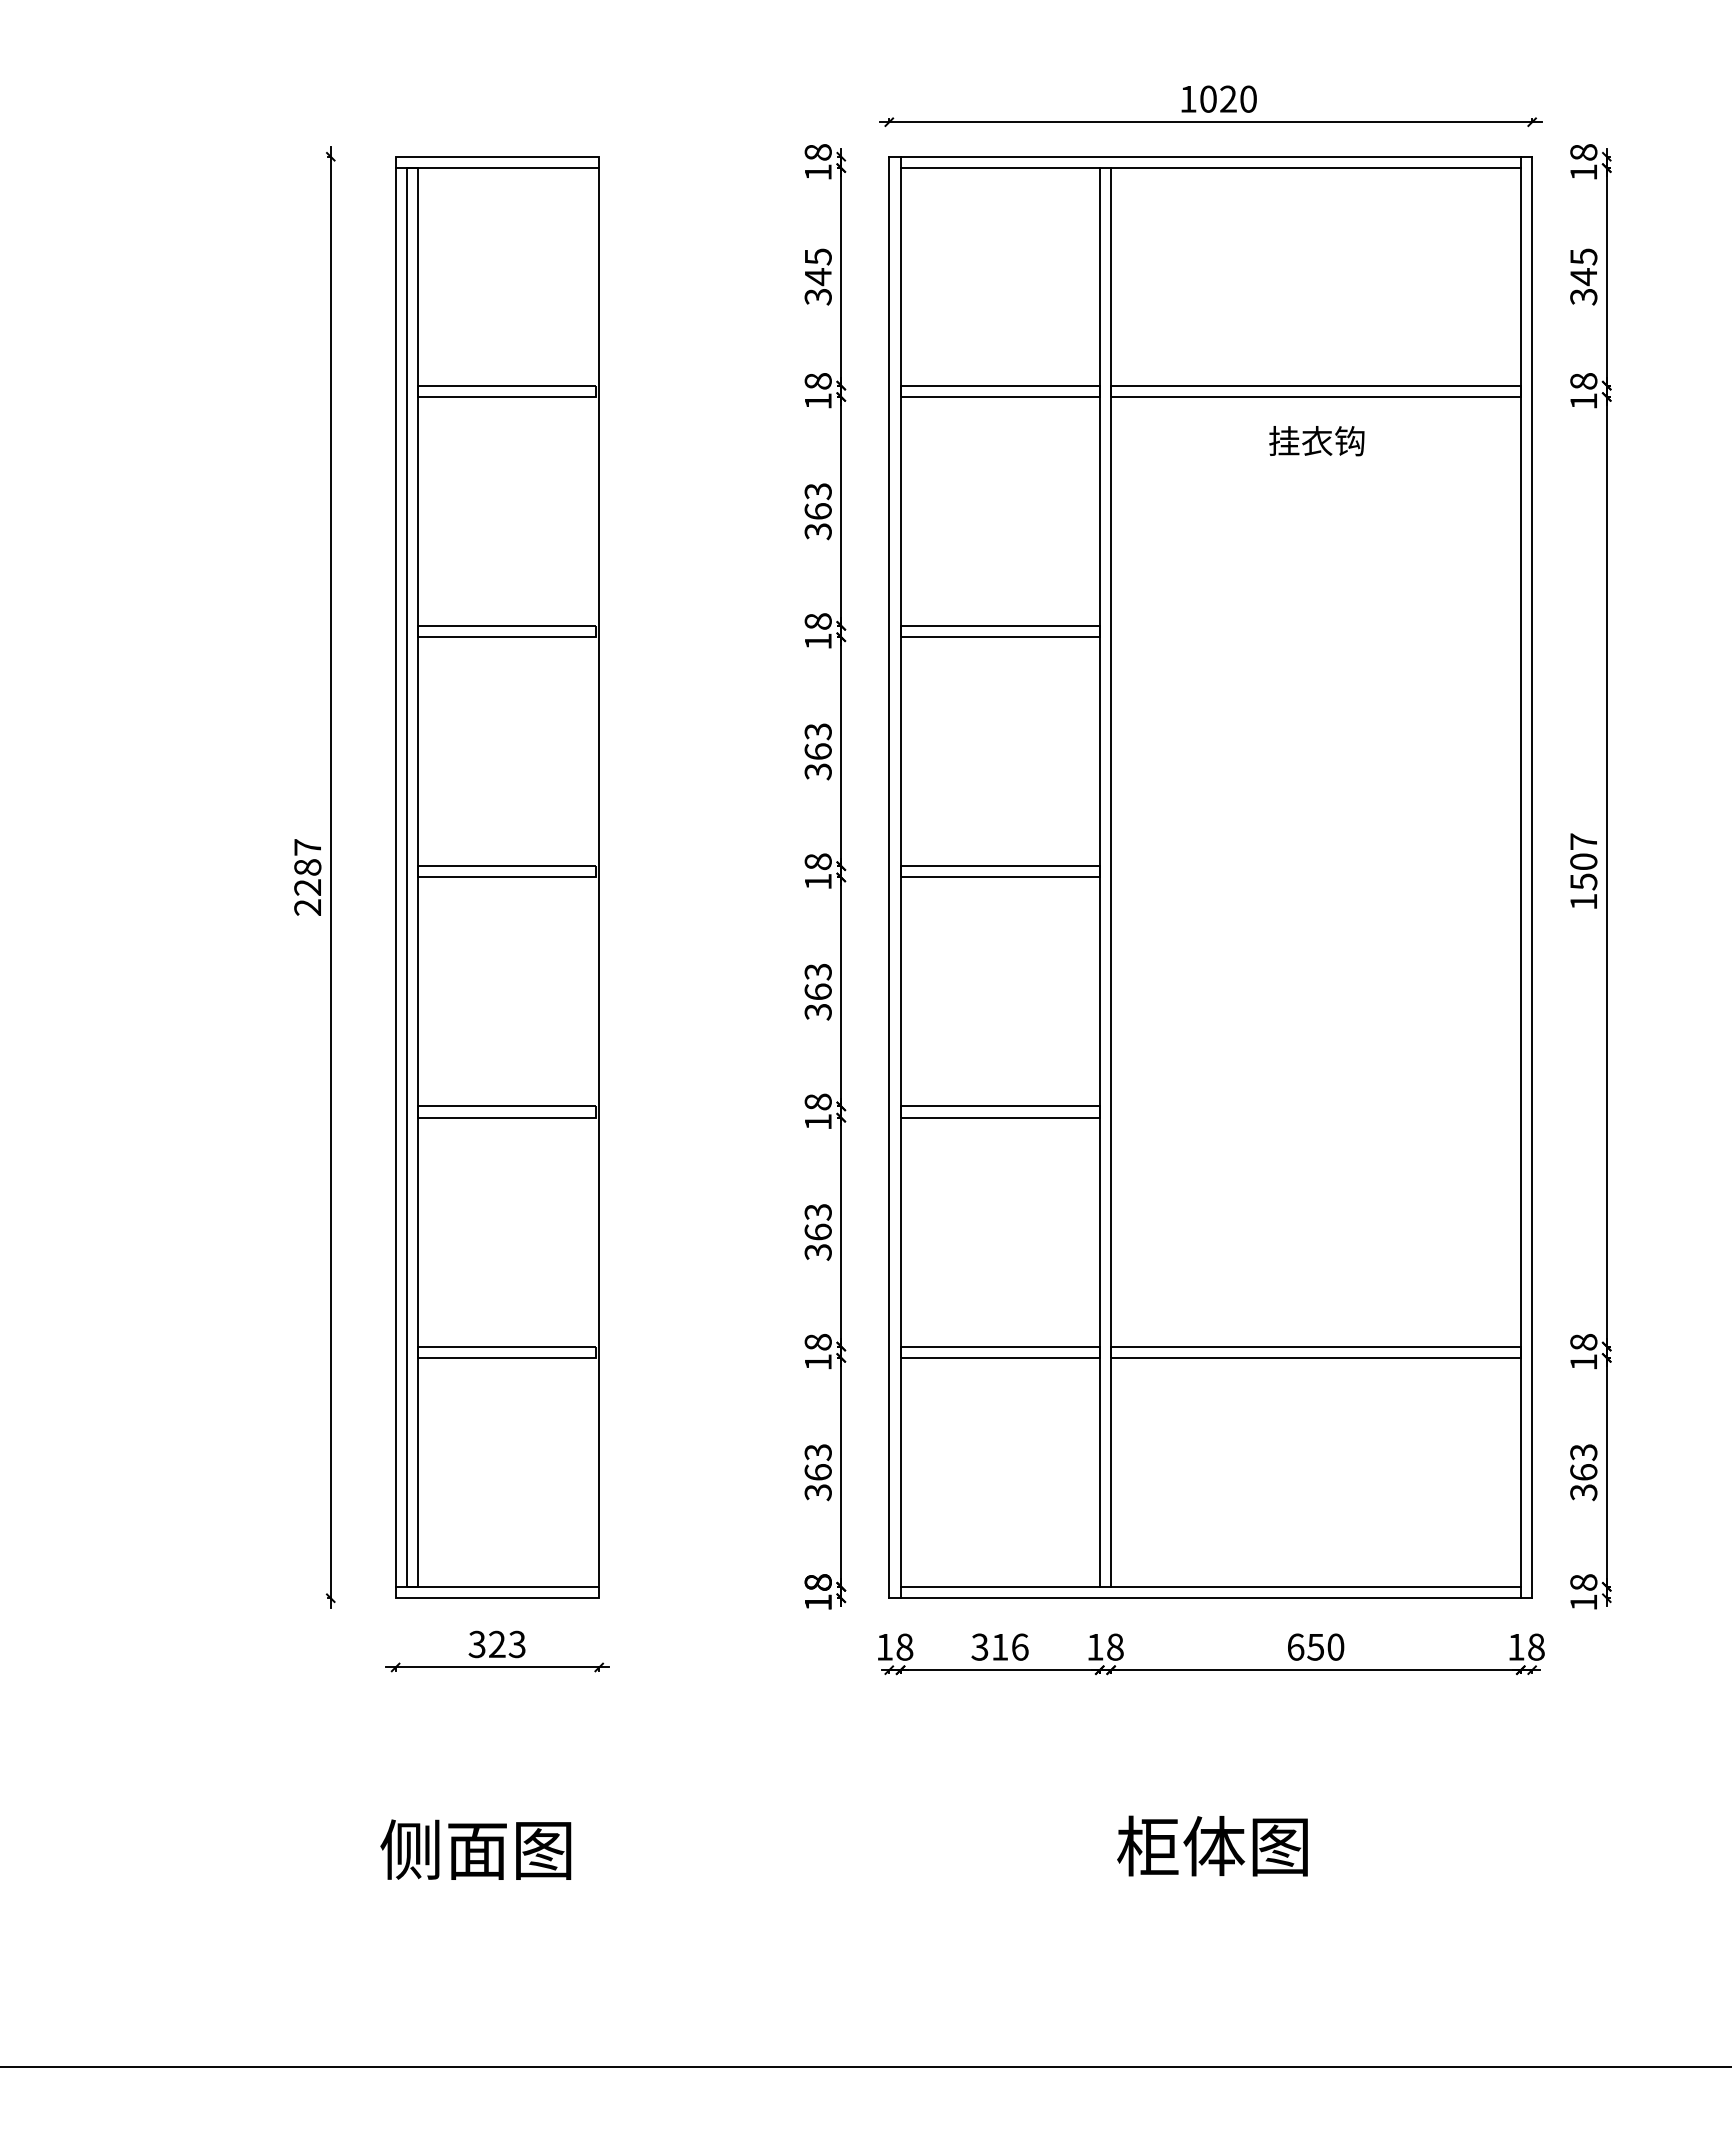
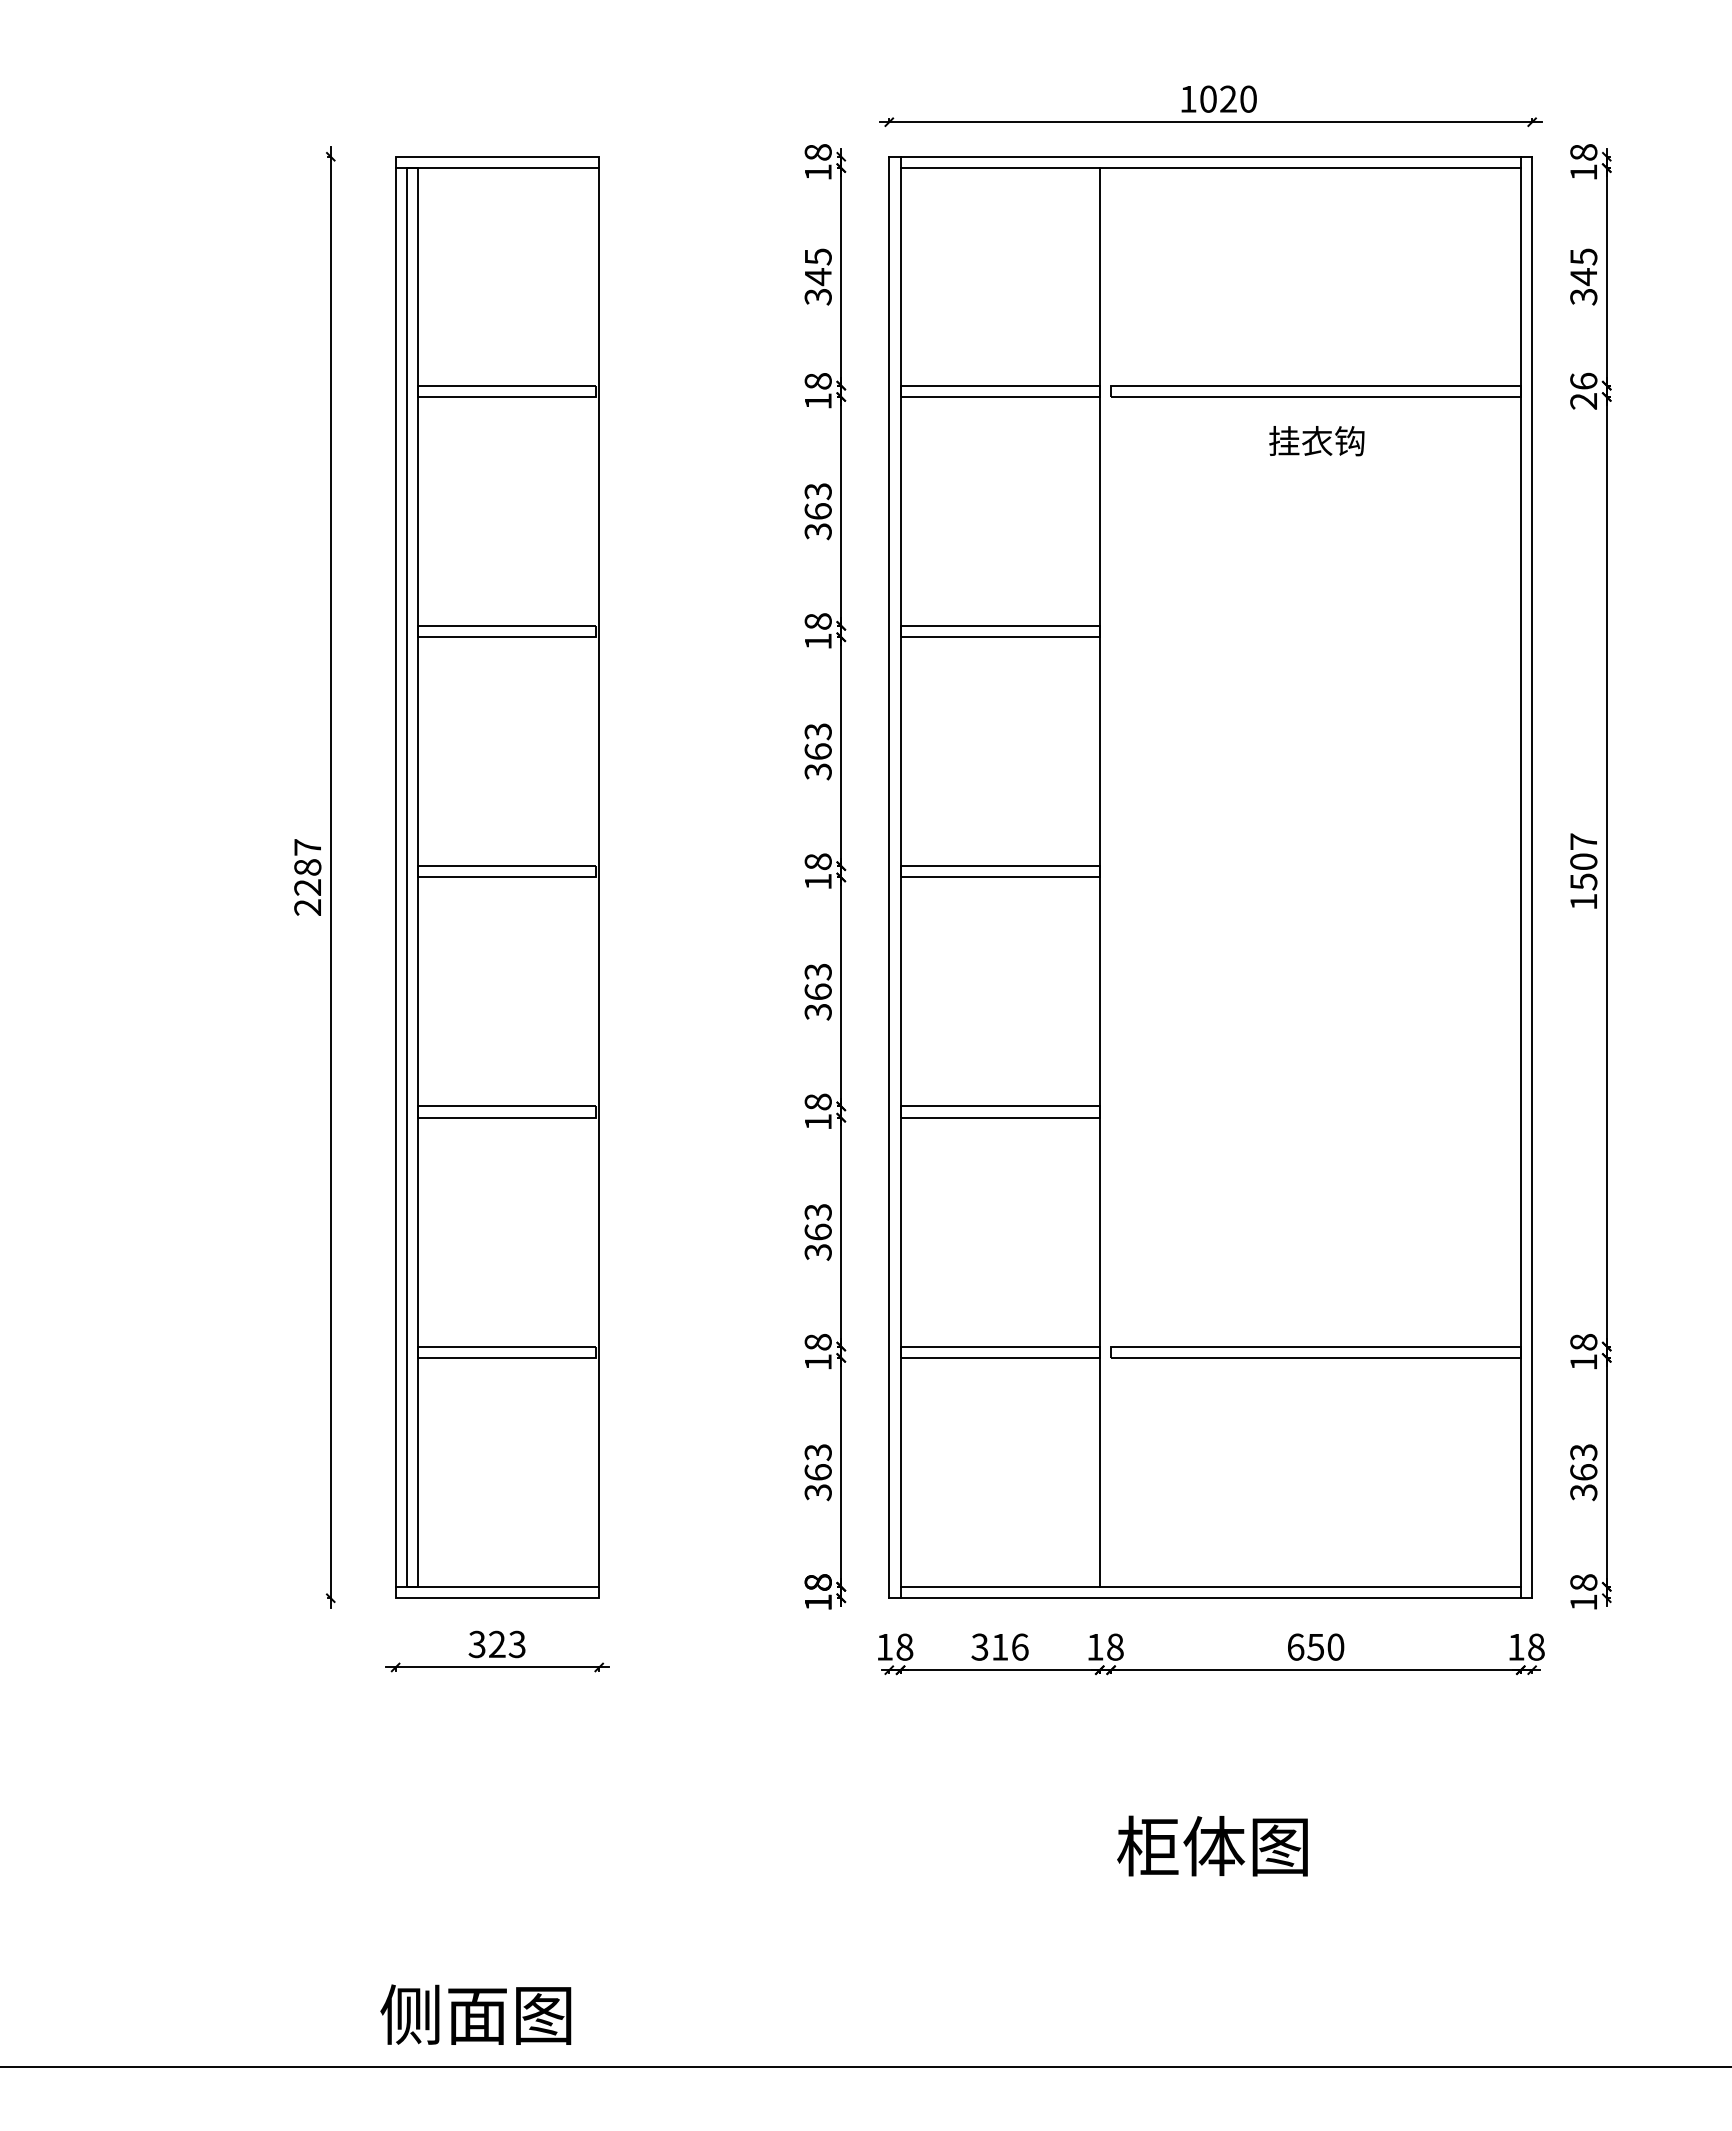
text: 18 -> 26 (1583, 390)
line: present -> none (1111, 877)
text position: (475, 1849) -> (475, 2014) (475, 2014)
